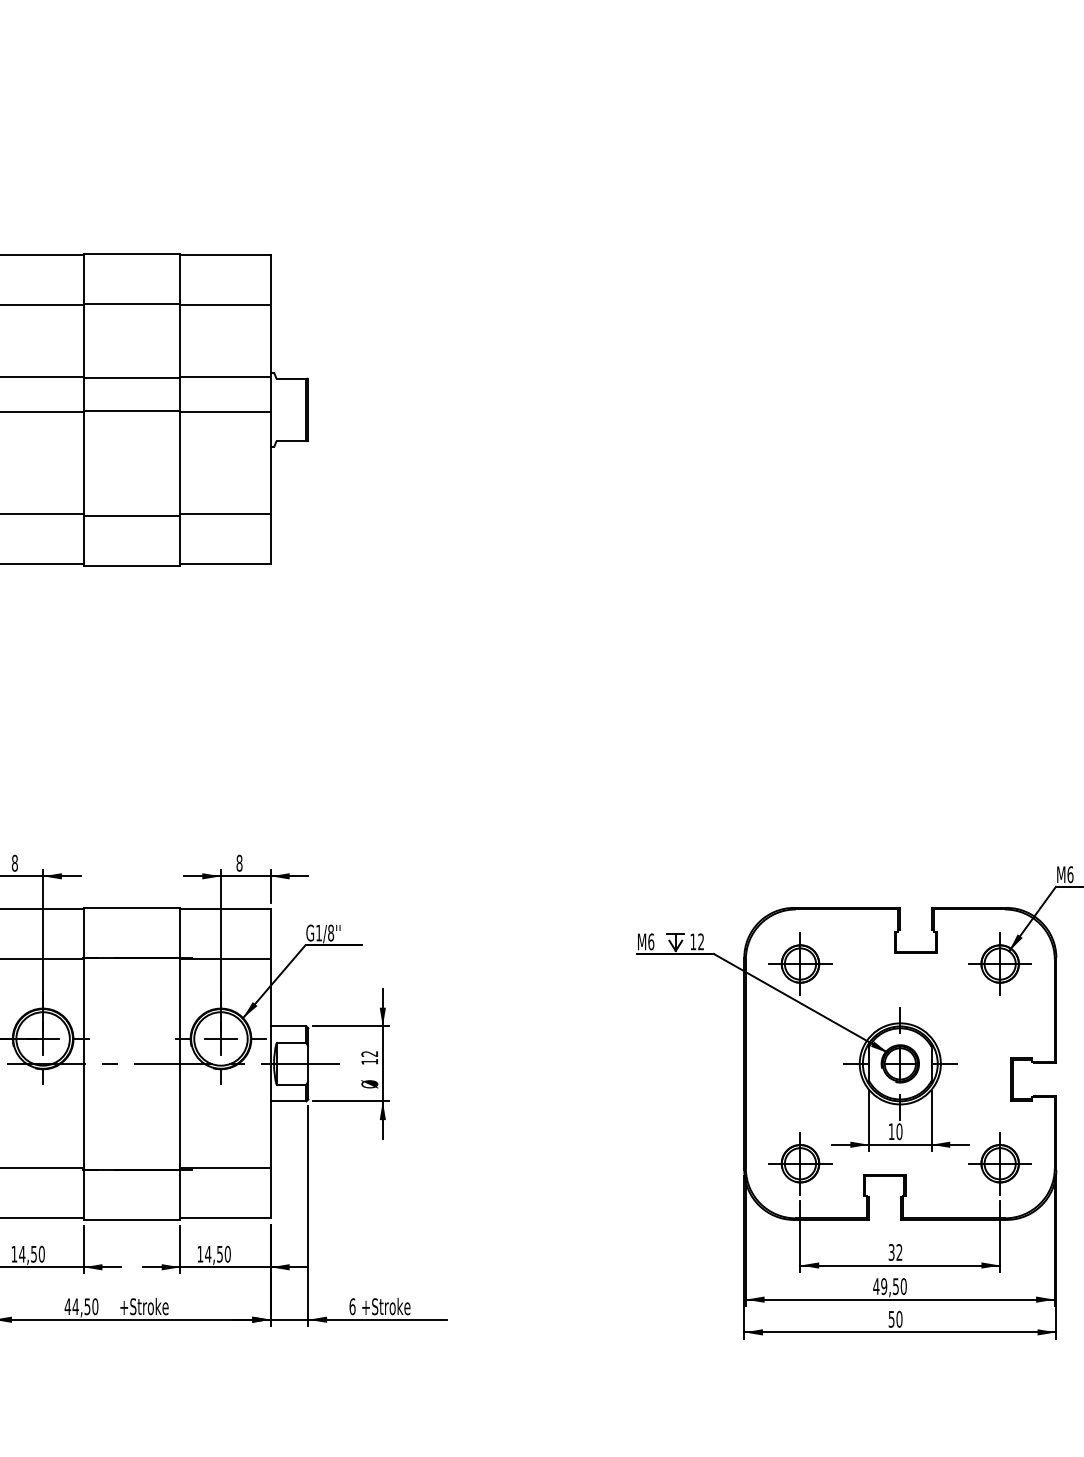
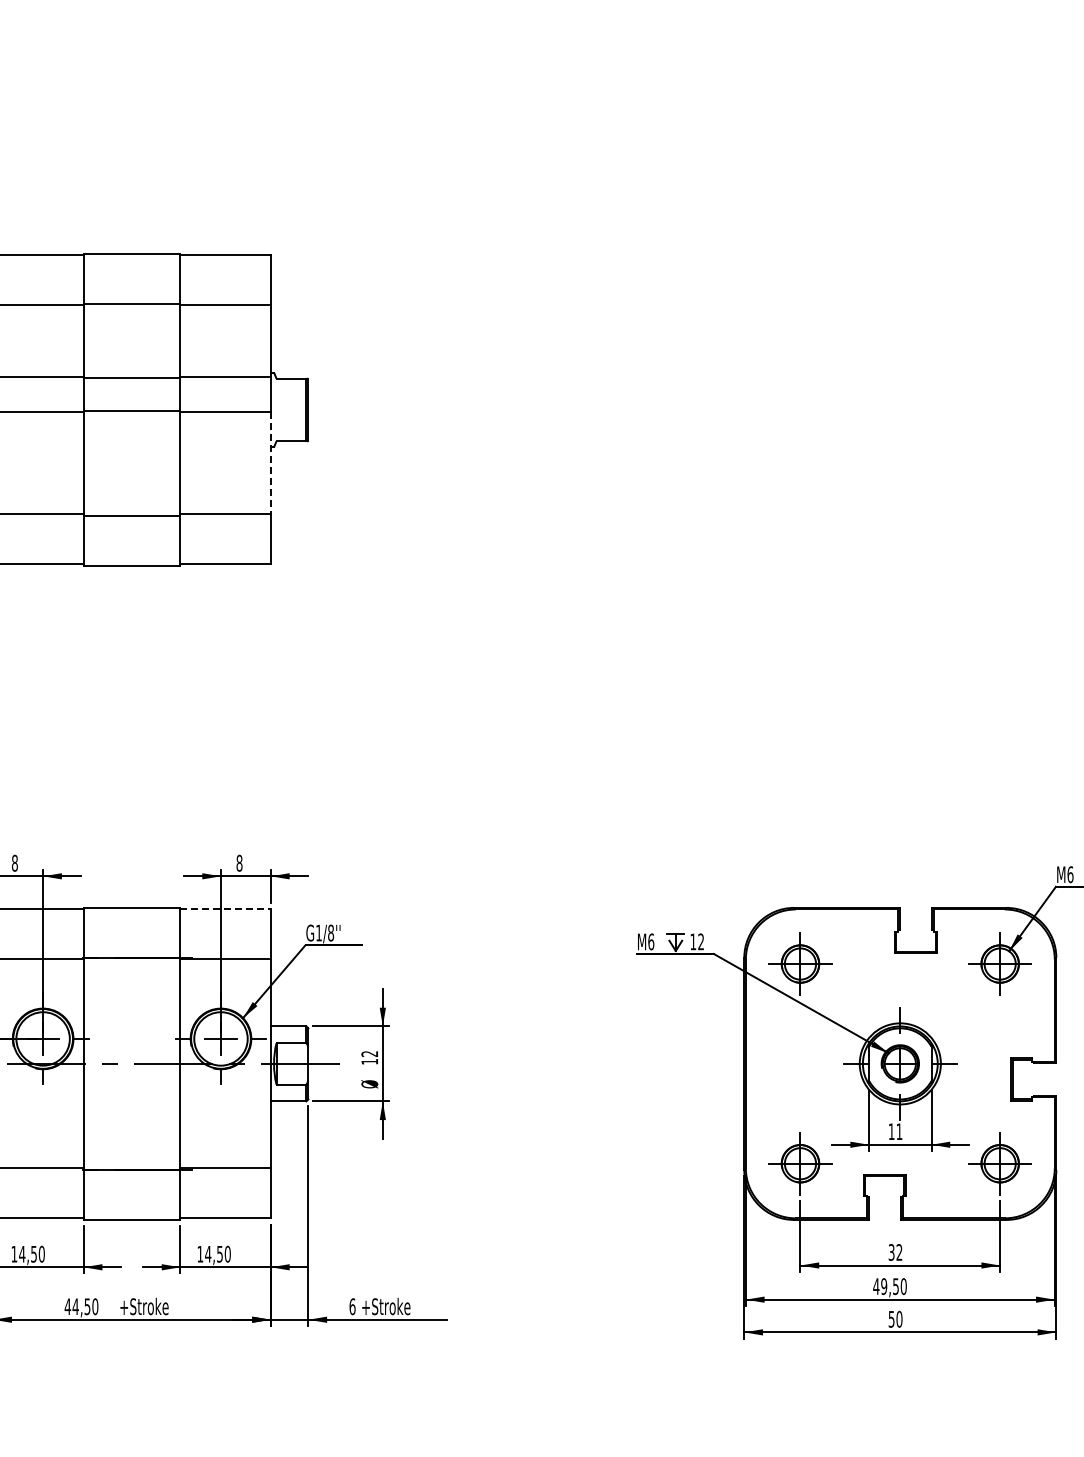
line: solid -> dashed (270, 463)
line: solid -> dashed (226, 909)
text: 10 -> 11 (899, 1131)
